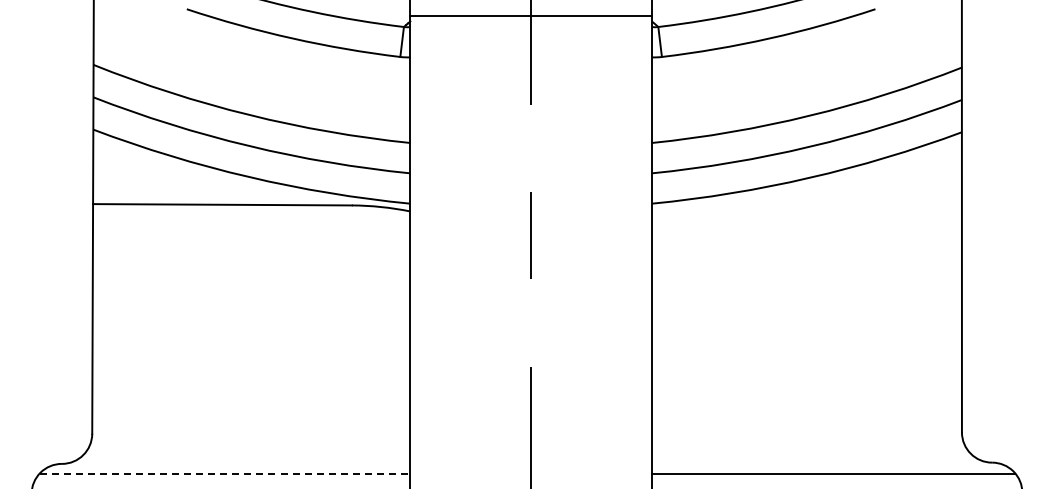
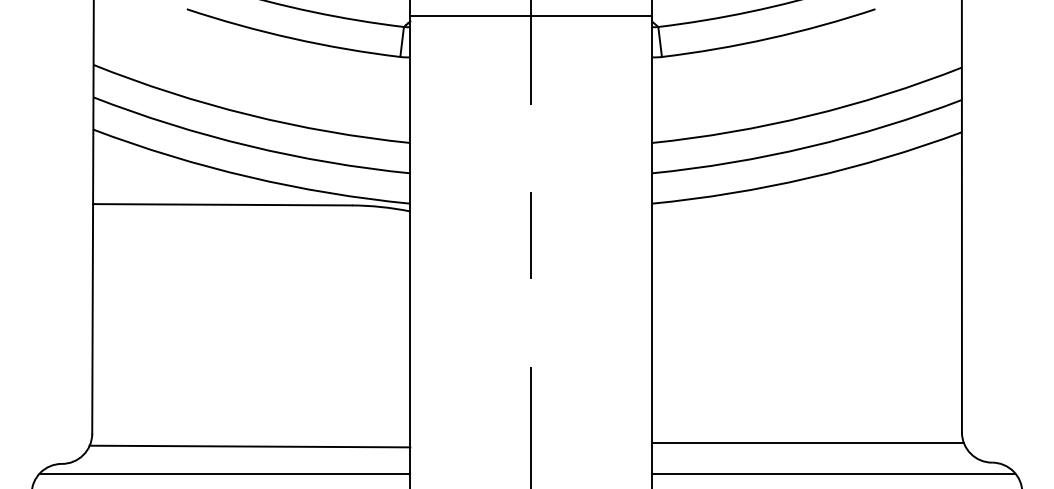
line: none -> present (807, 443)
line: none -> present (249, 446)
line: dashed -> solid (225, 473)
